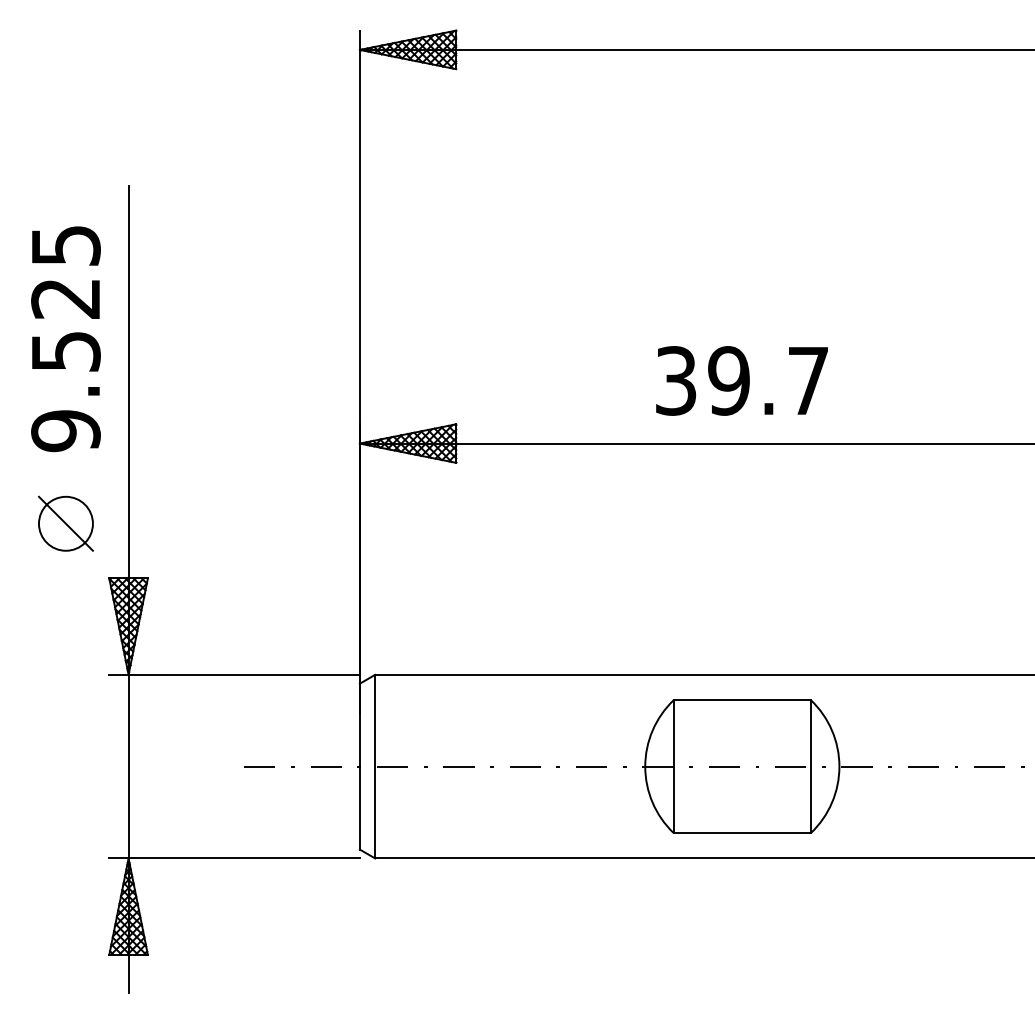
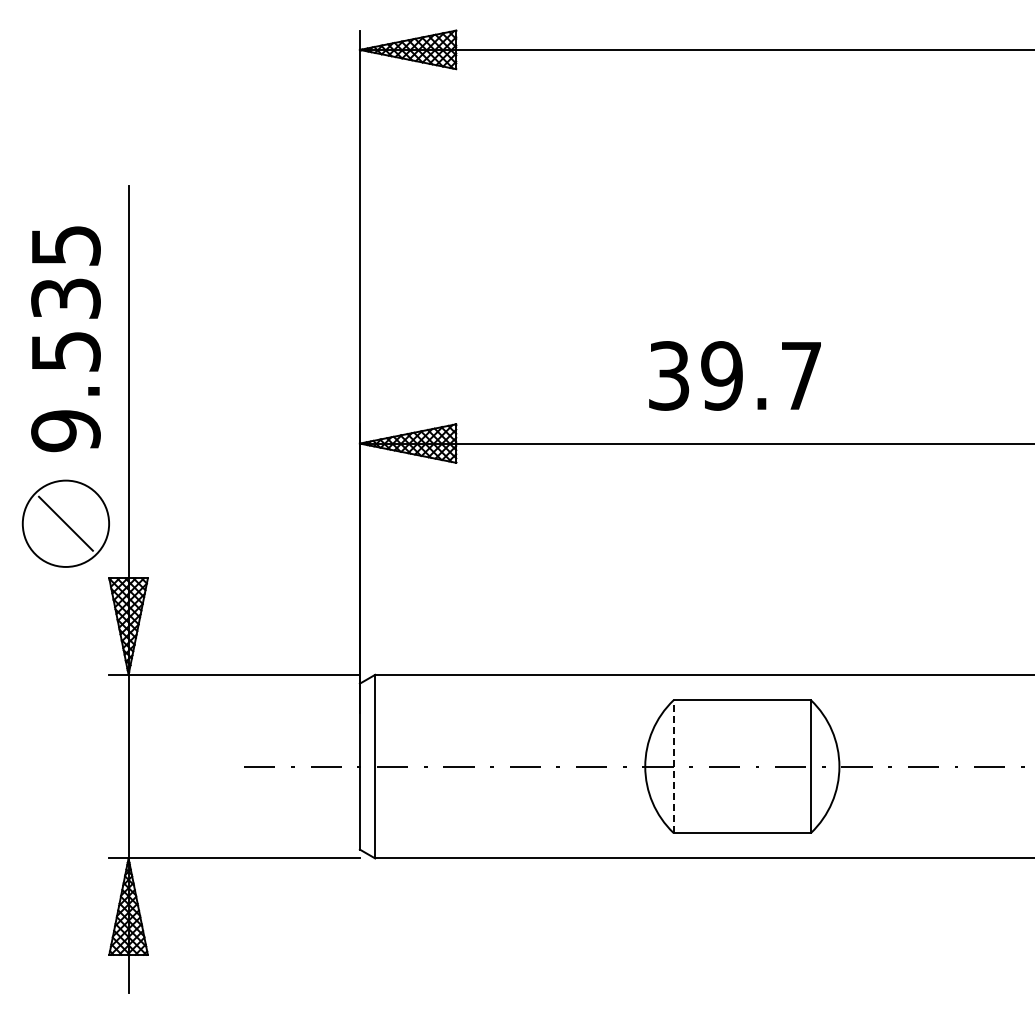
text: 9.525 -> 9.535 (65, 298)
text position: (741, 380) -> (734, 375) (734, 375)
circle diameter: 54 px -> 86 px (65, 523)
line: solid -> dashed (673, 766)
